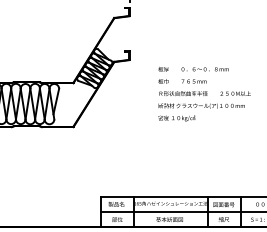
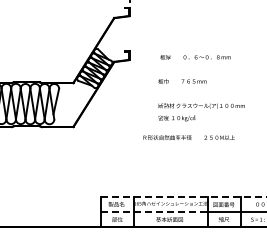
text position: (193, 69) -> (195, 57) (195, 57)
text position: (204, 93) -> (188, 137) (188, 137)
line: solid -> dashed (183, 196)
line: solid -> dashed (154, 211)
